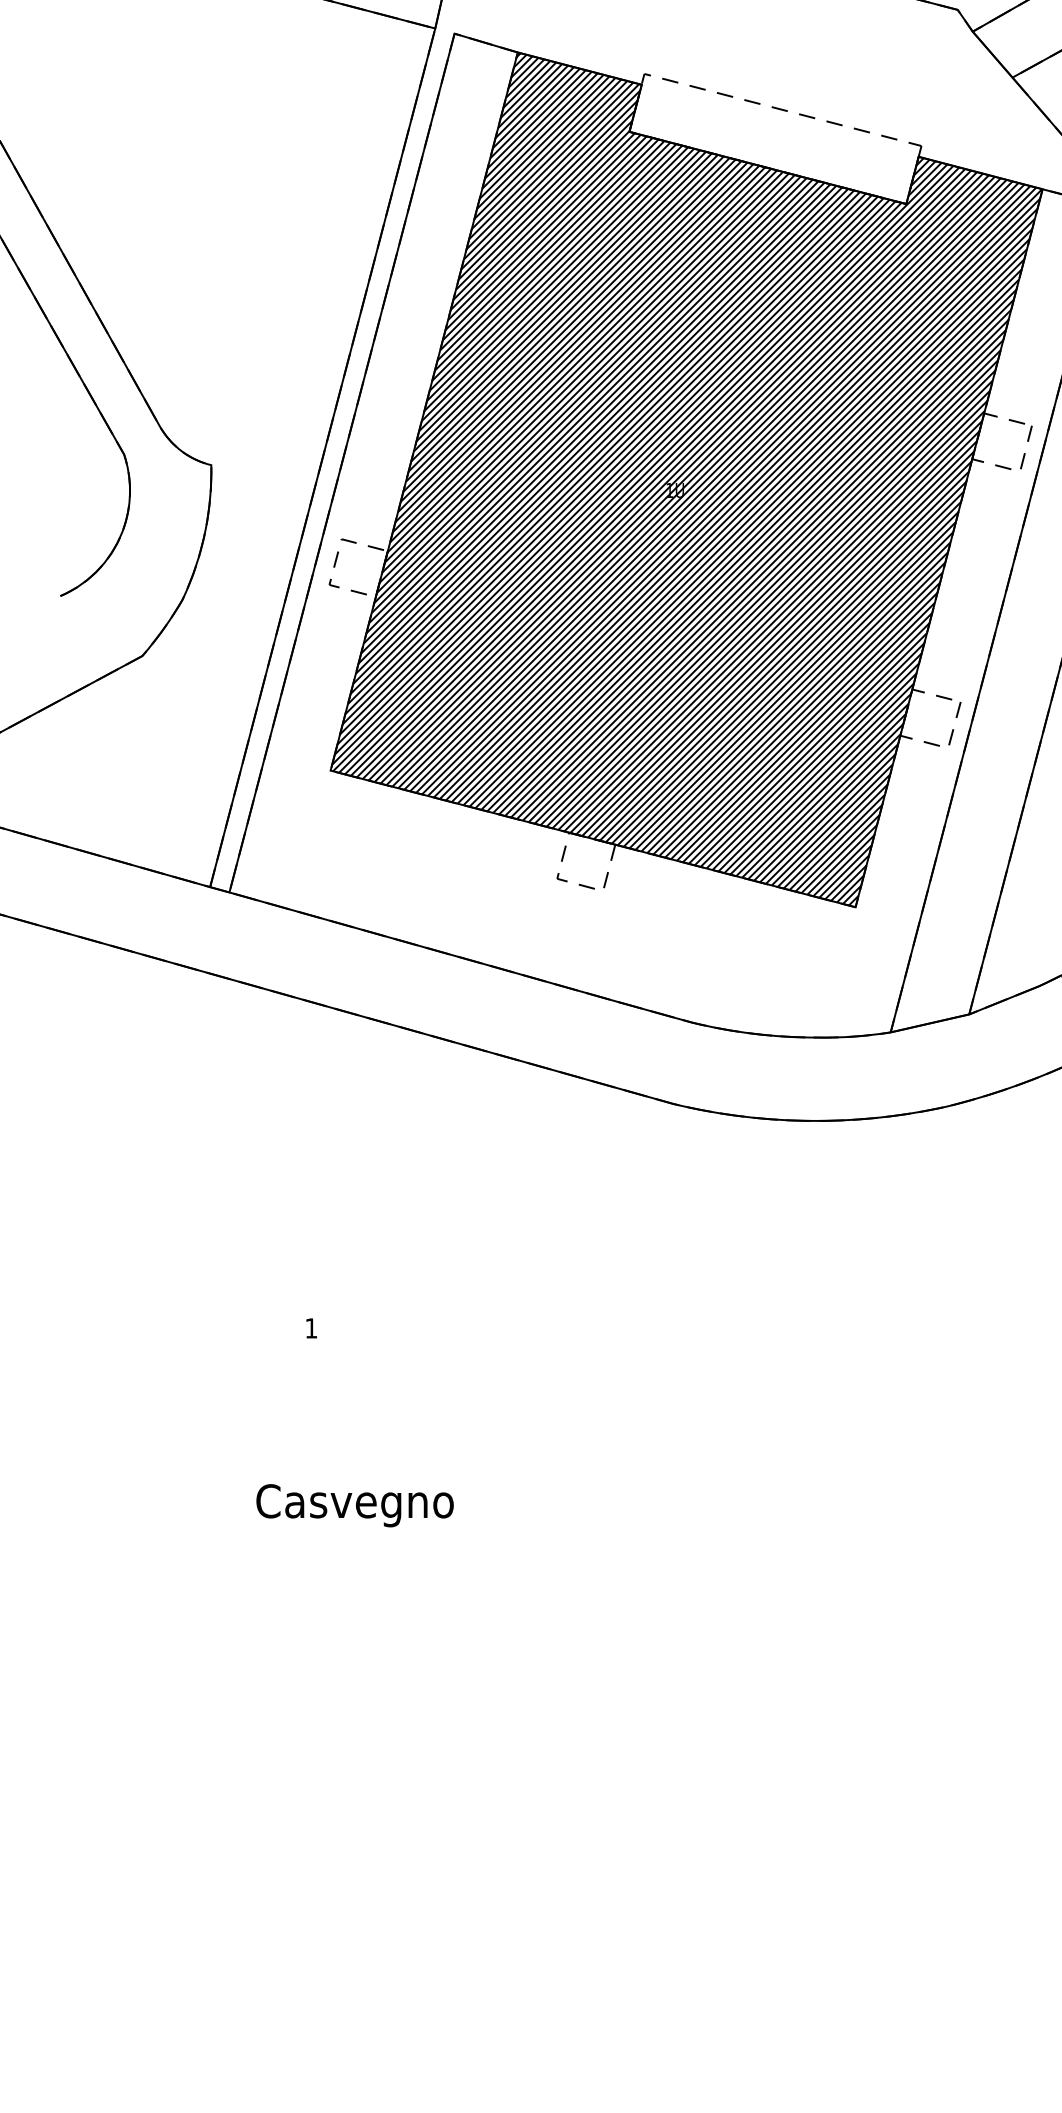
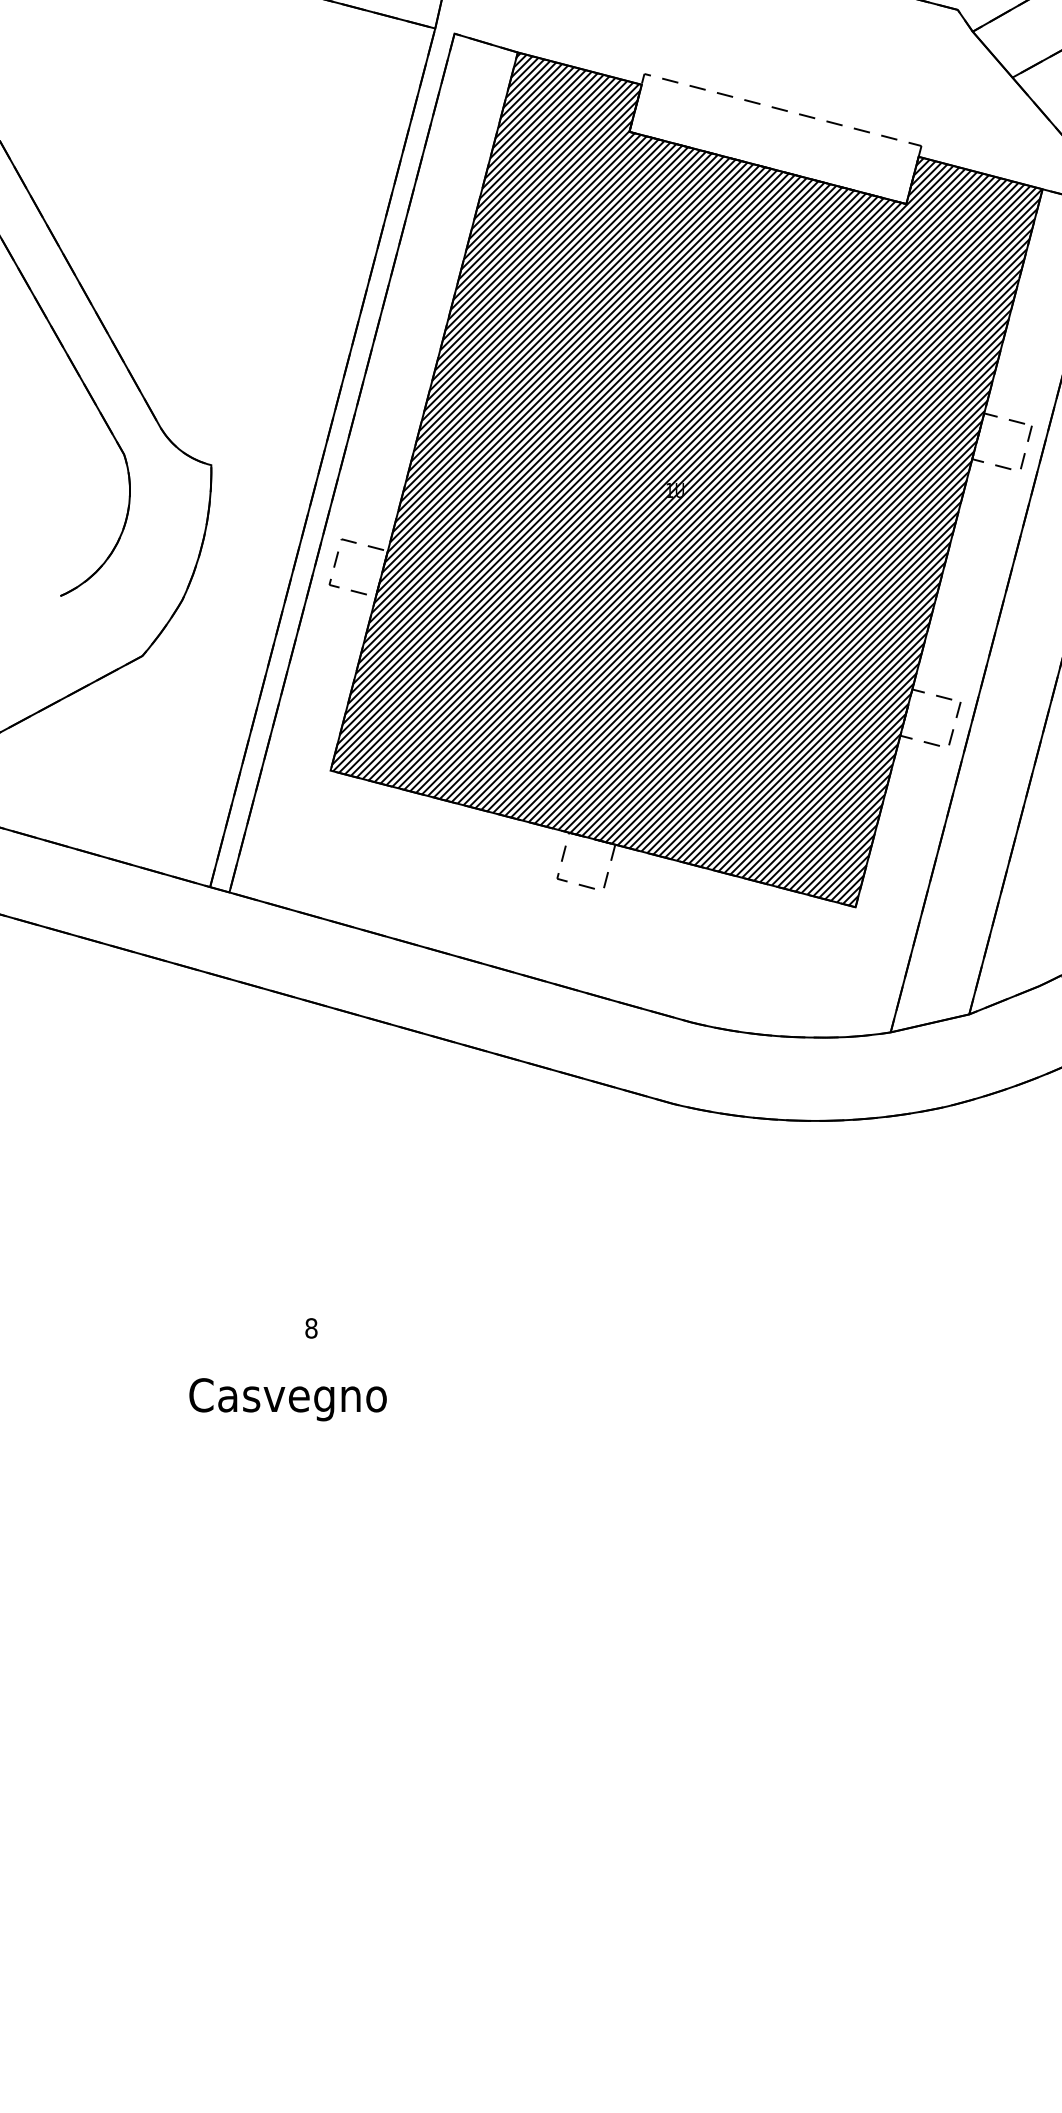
text: 1 -> 8 (311, 1328)
text position: (354, 1505) -> (287, 1399) (287, 1399)
